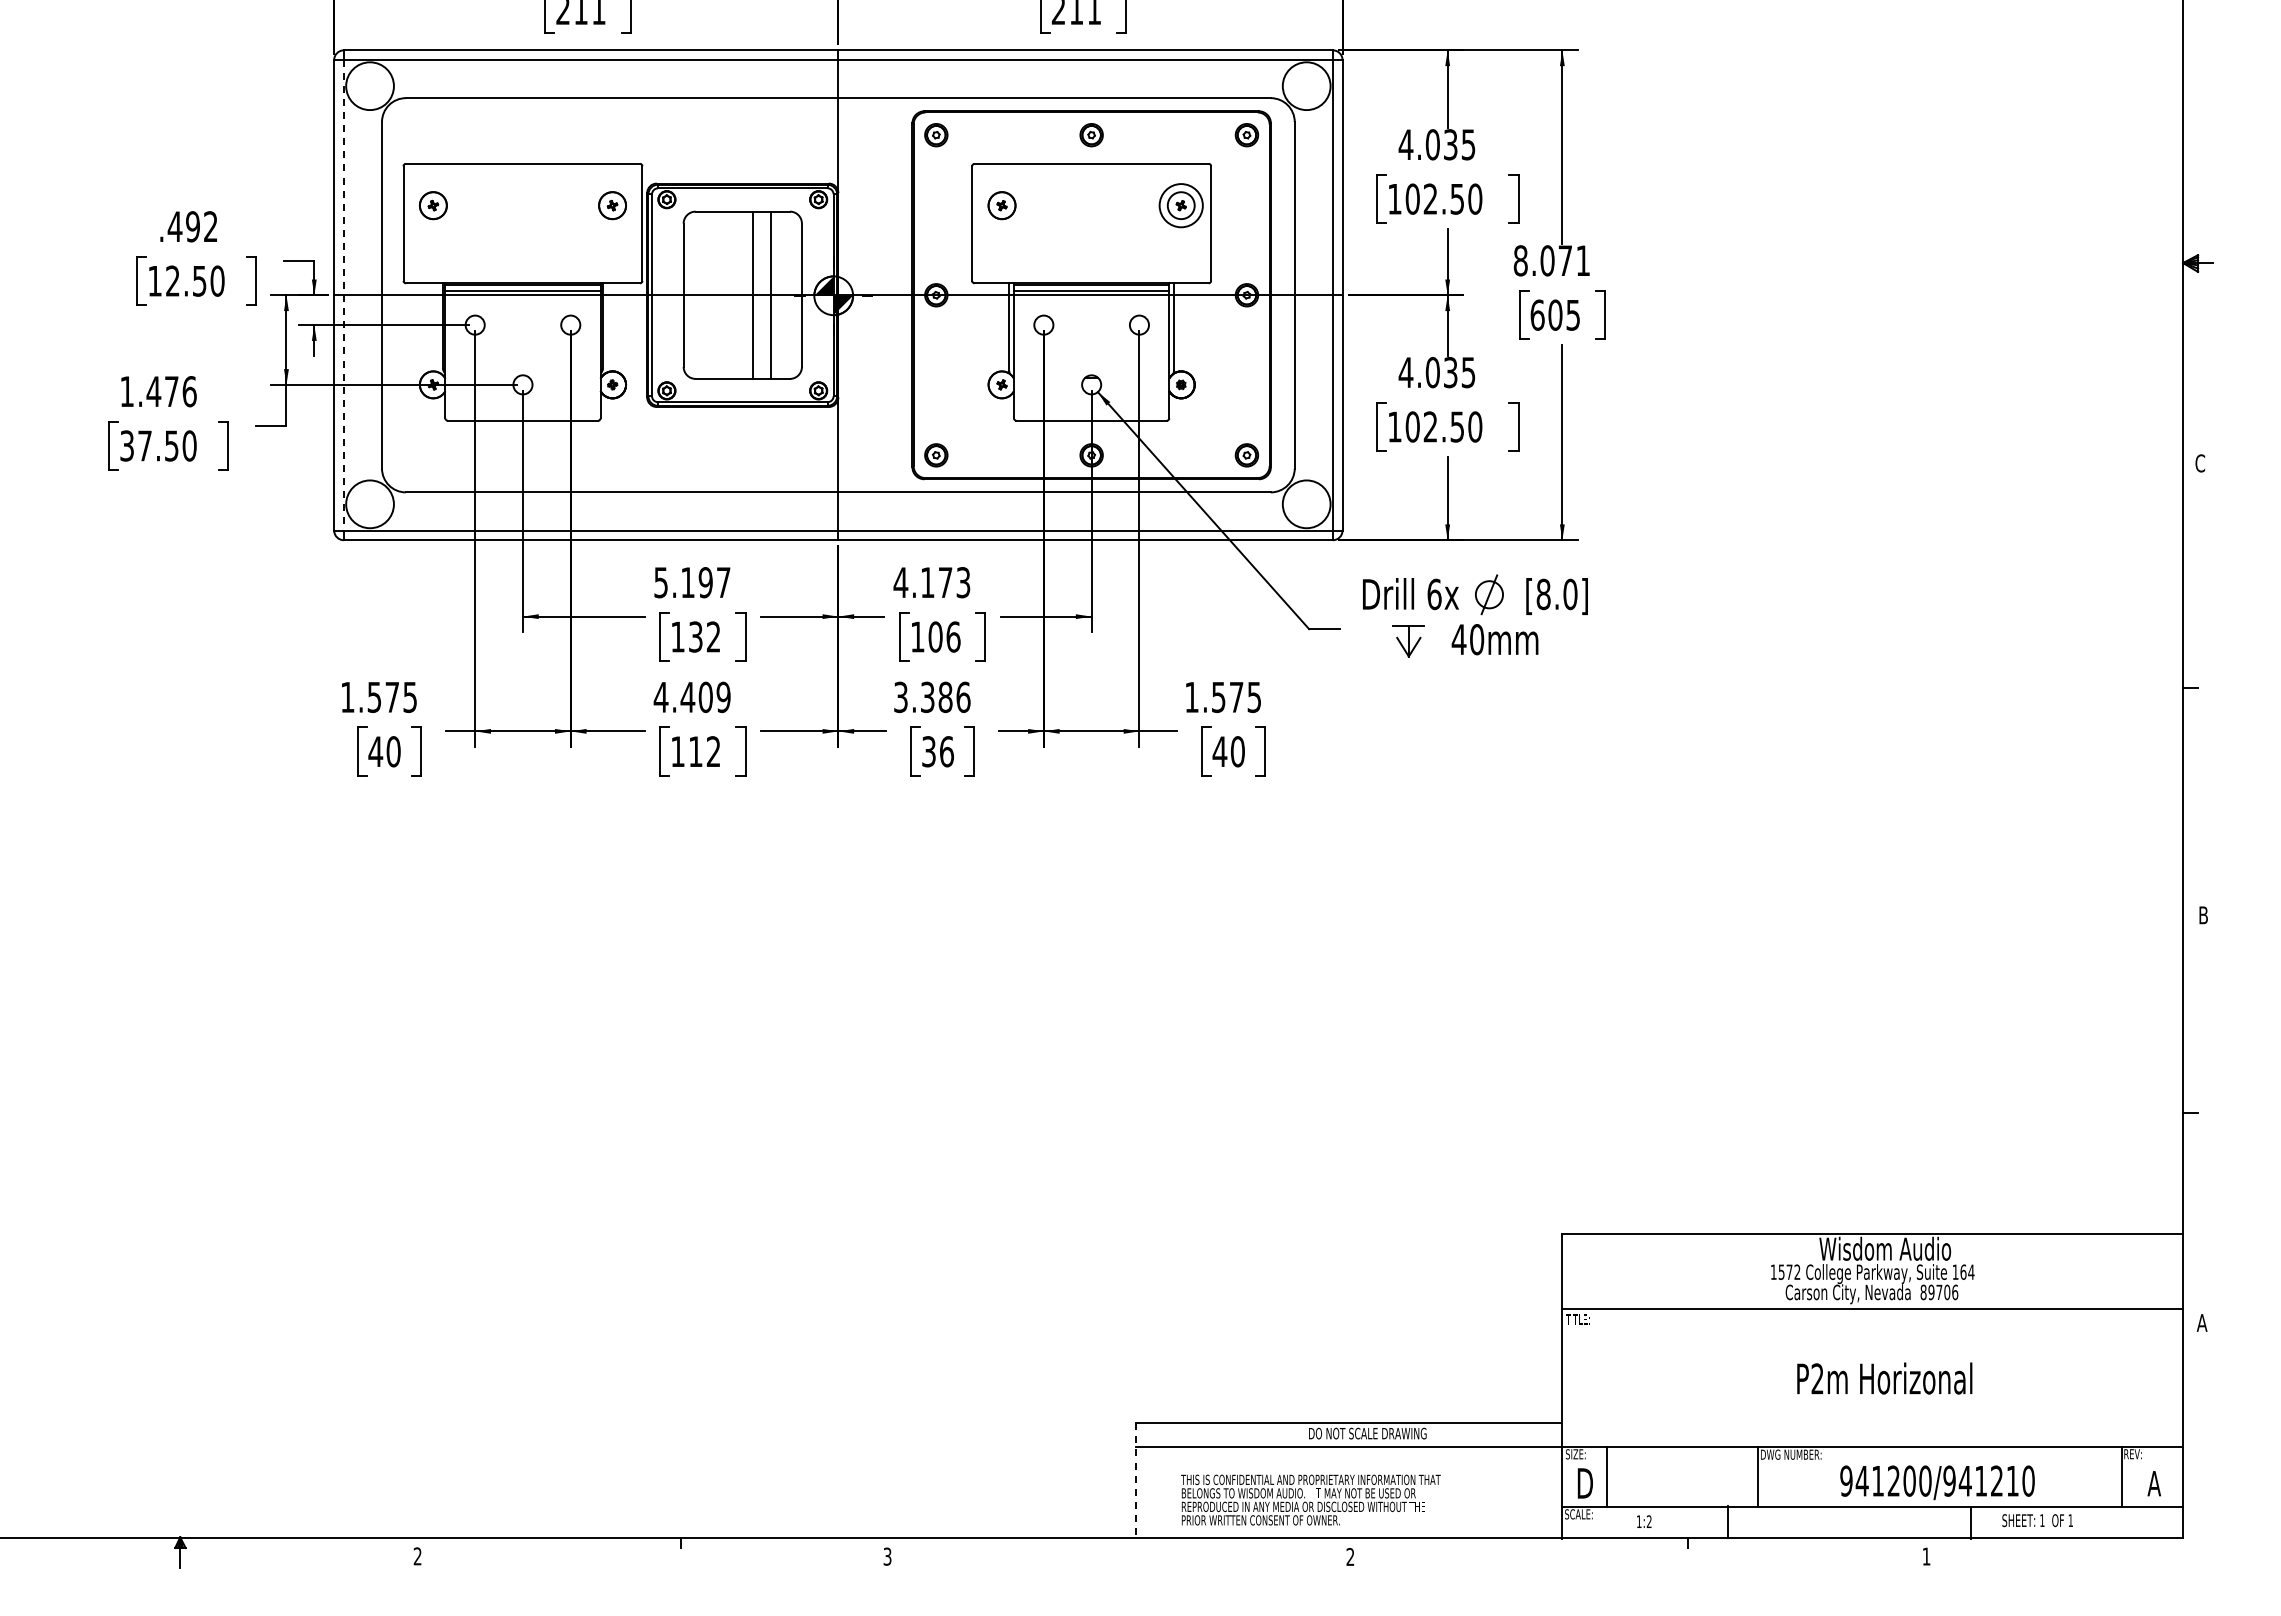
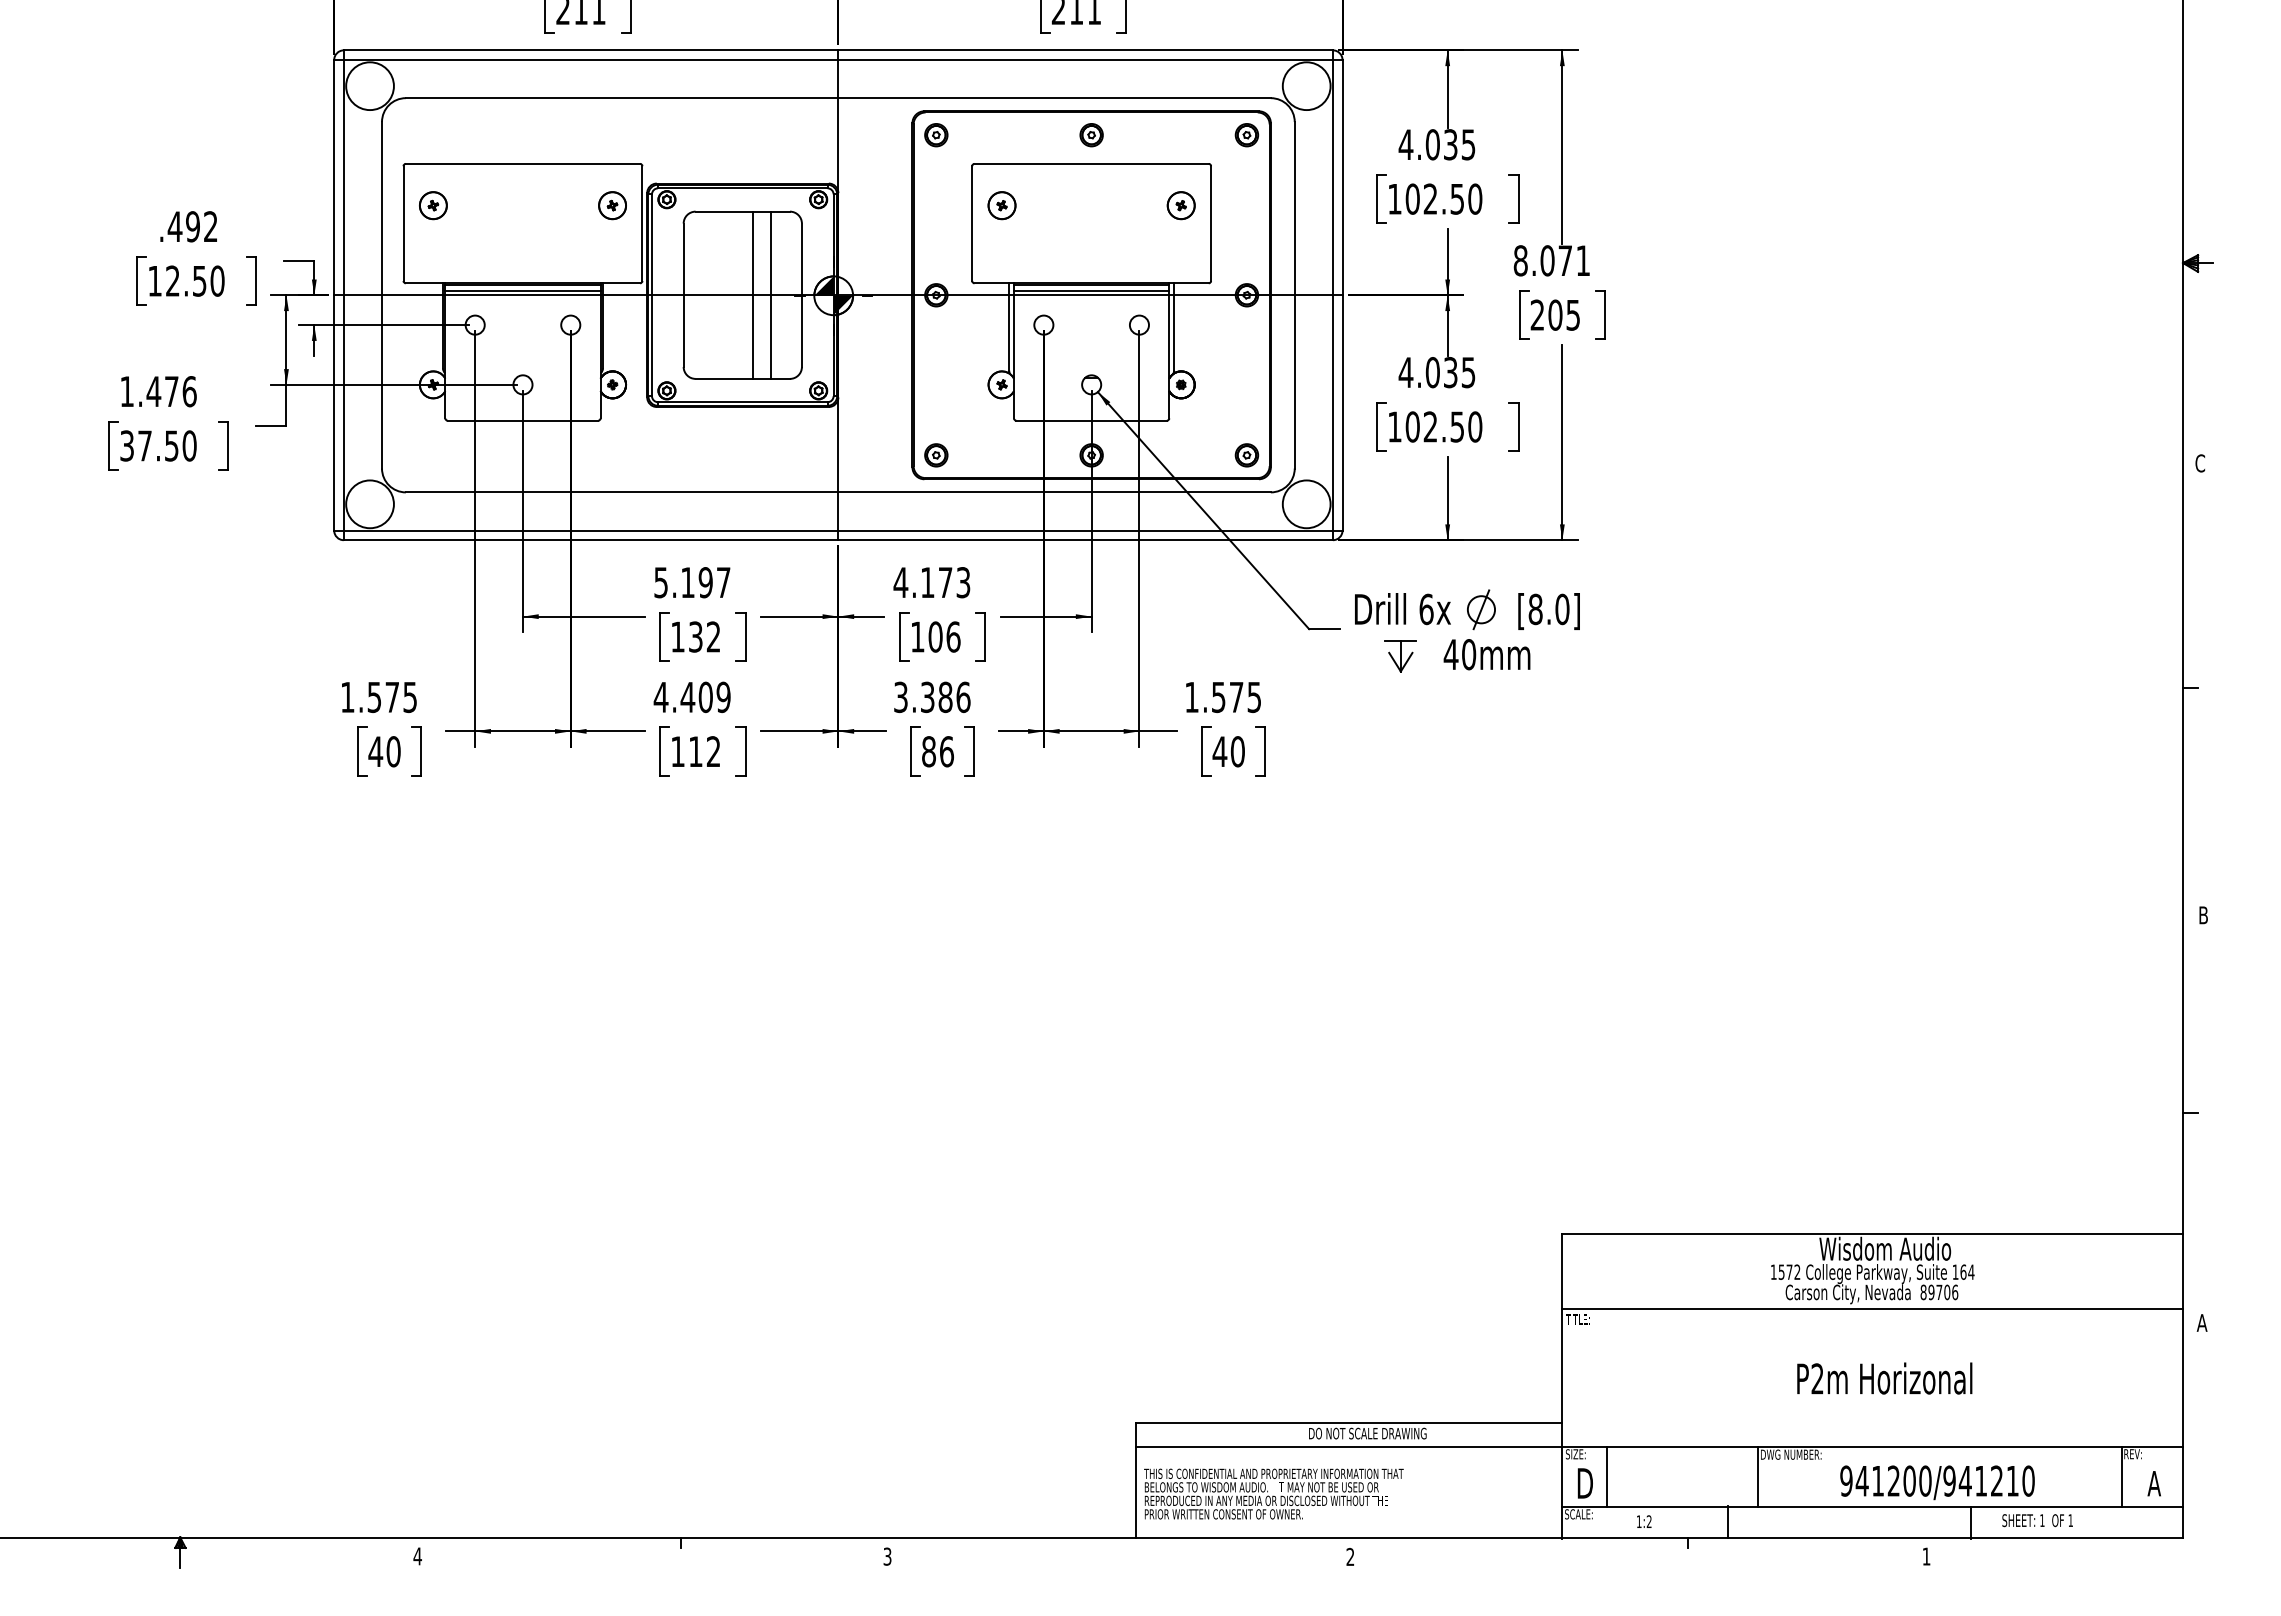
circle diameter: 43 px -> 27 px (1180, 205)
line: dashed -> solid (343, 295)
text: 605 -> 205 (1537, 314)
part position: (1475, 615) -> (1467, 630) (1467, 630)
text: 36 -> 86 (928, 751)
line: dashed -> solid (1135, 1480)
text position: (1310, 1499) -> (1273, 1493) (1273, 1493)
text: 2 -> 4 (417, 1556)
